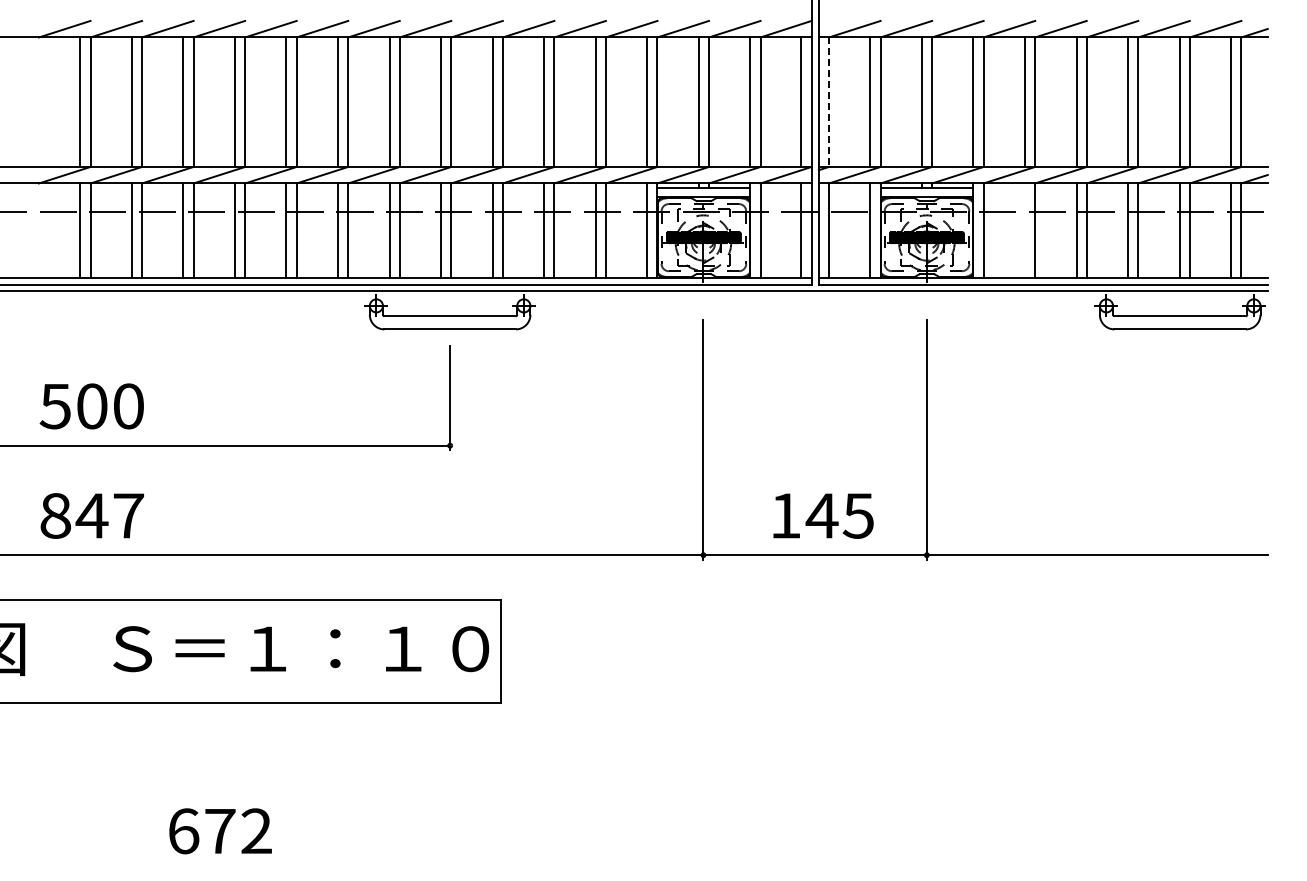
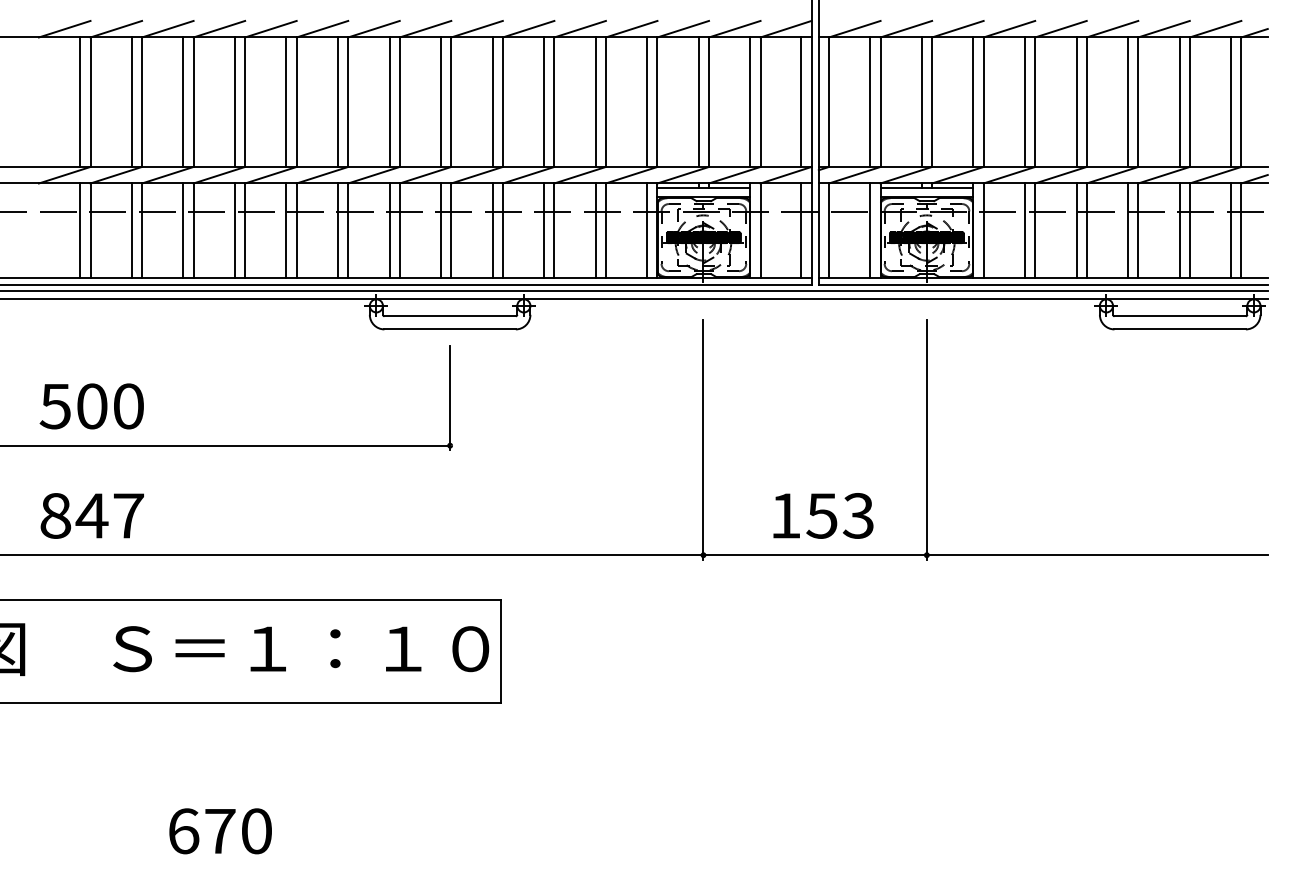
line: dashed -> solid (829, 102)
line: none -> present (1024, 230)
line: none -> present (634, 299)
text: 145 -> 153 (839, 515)
text: 672 -> 670 (256, 831)
